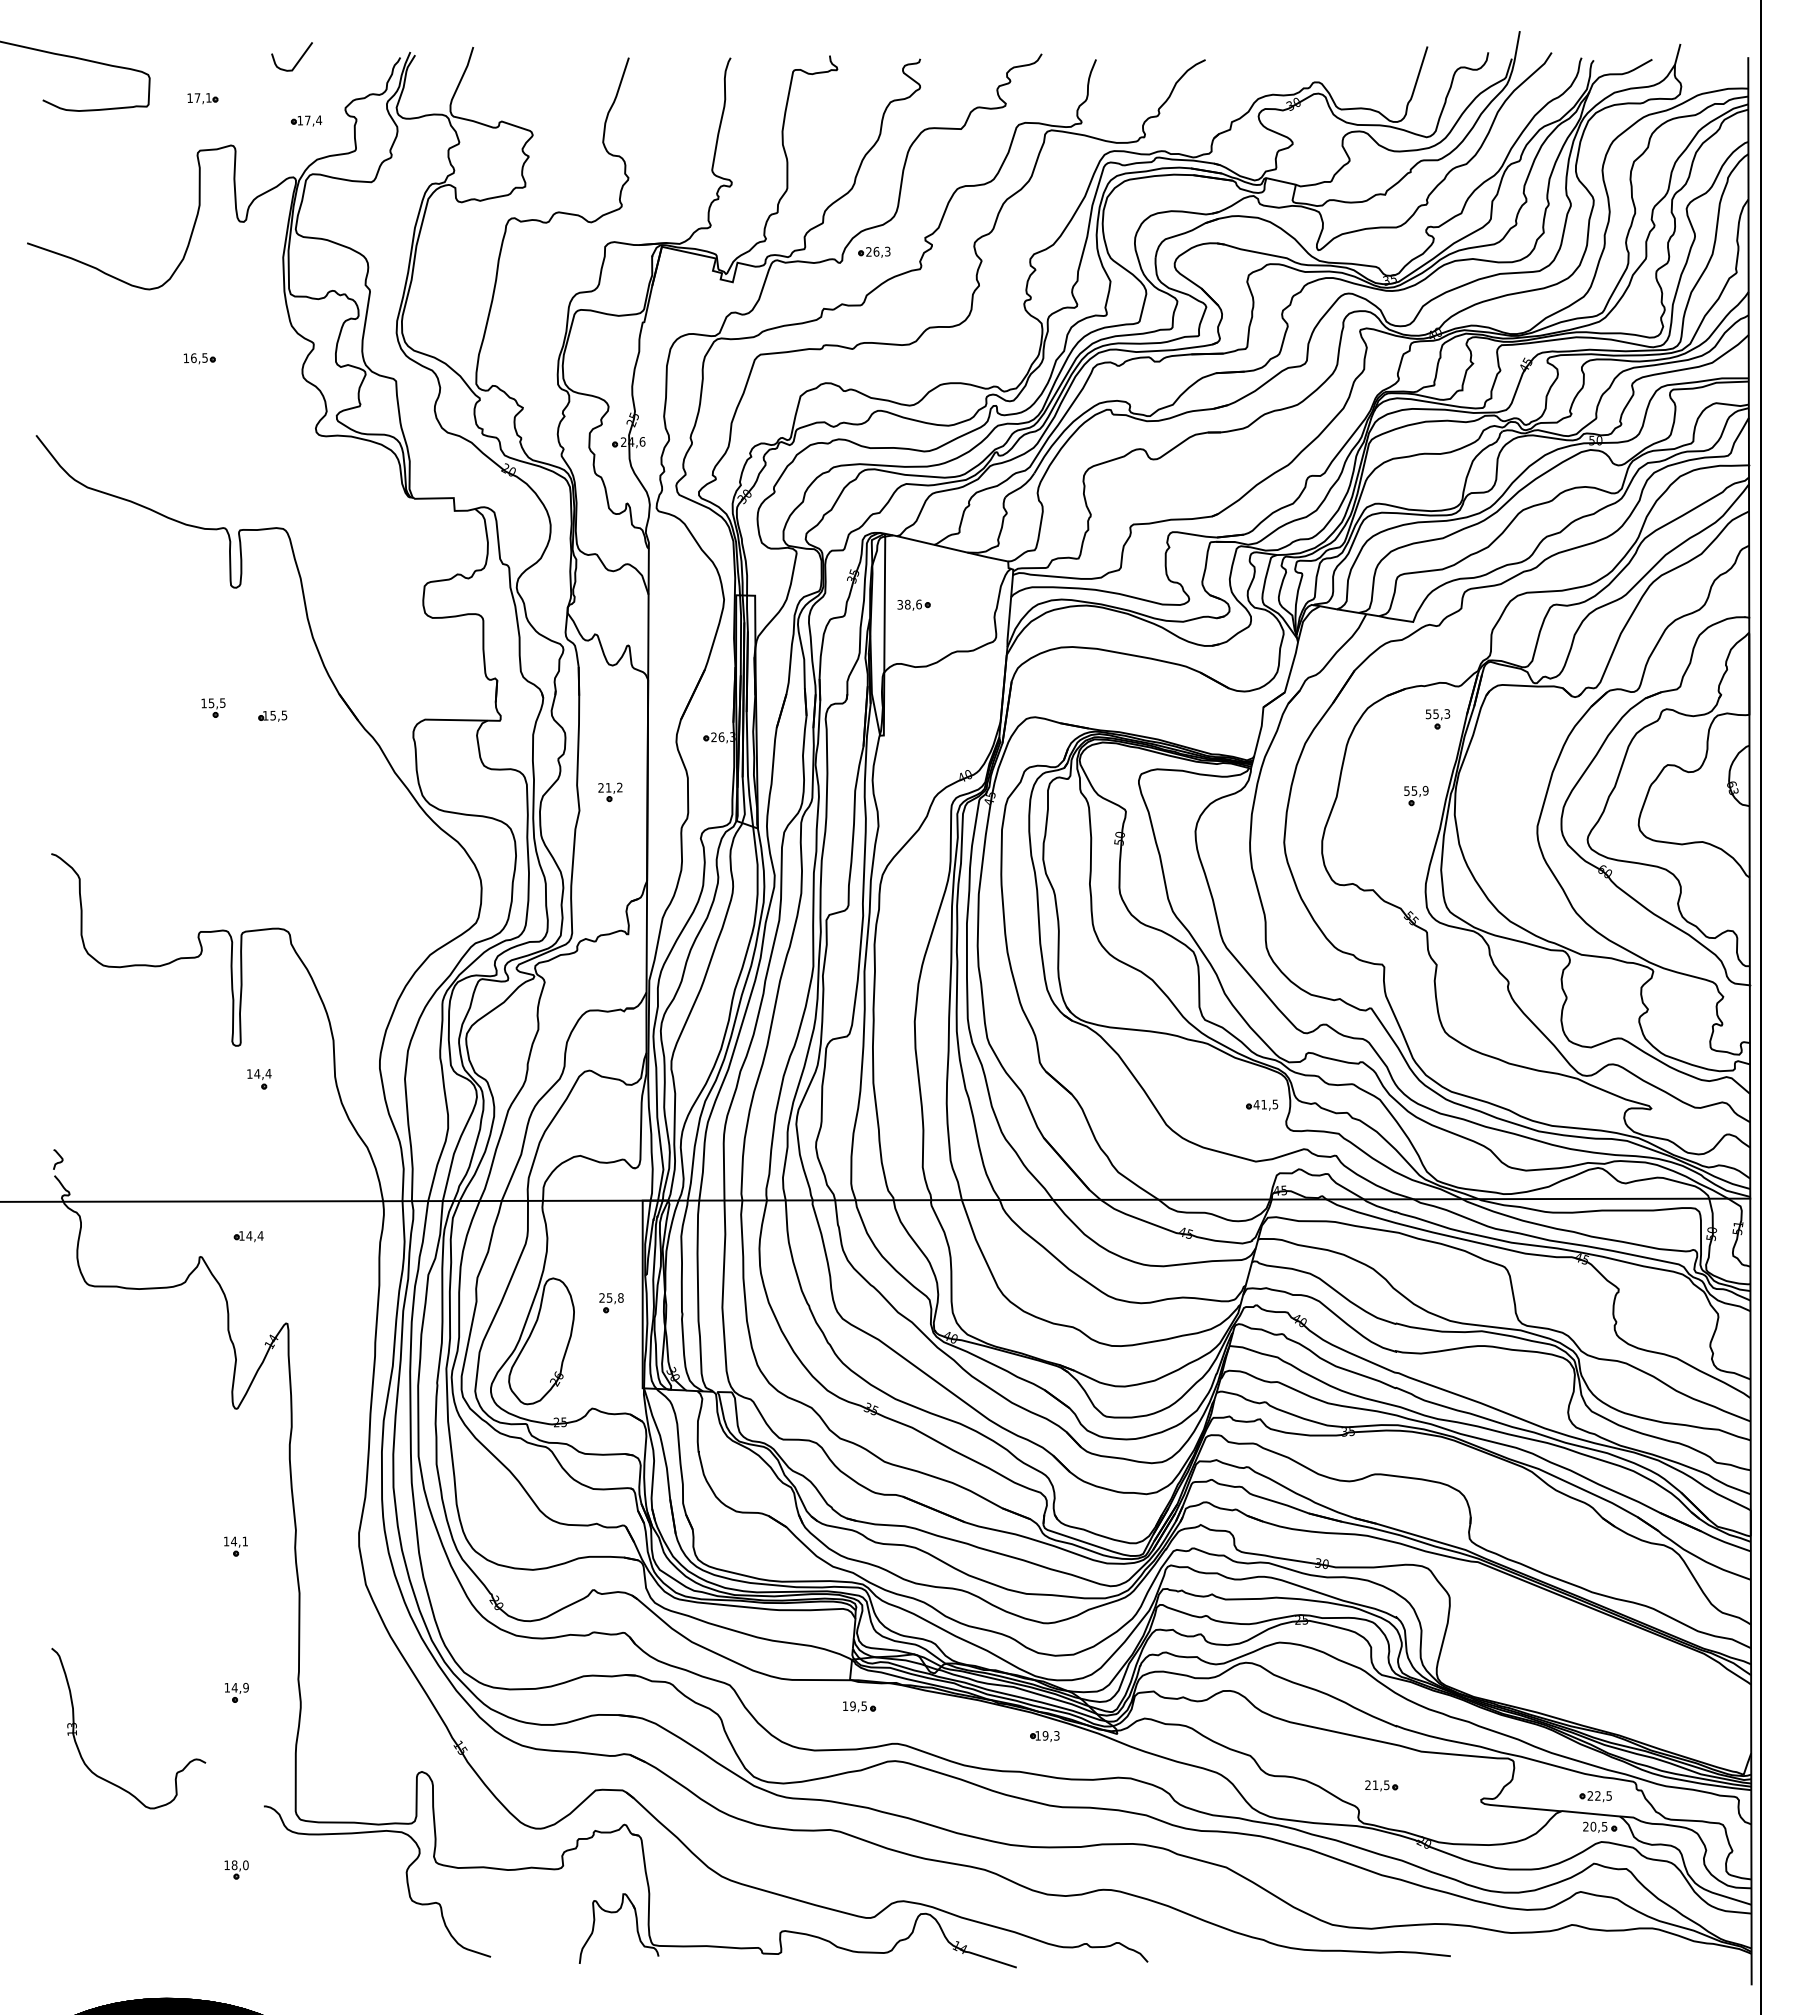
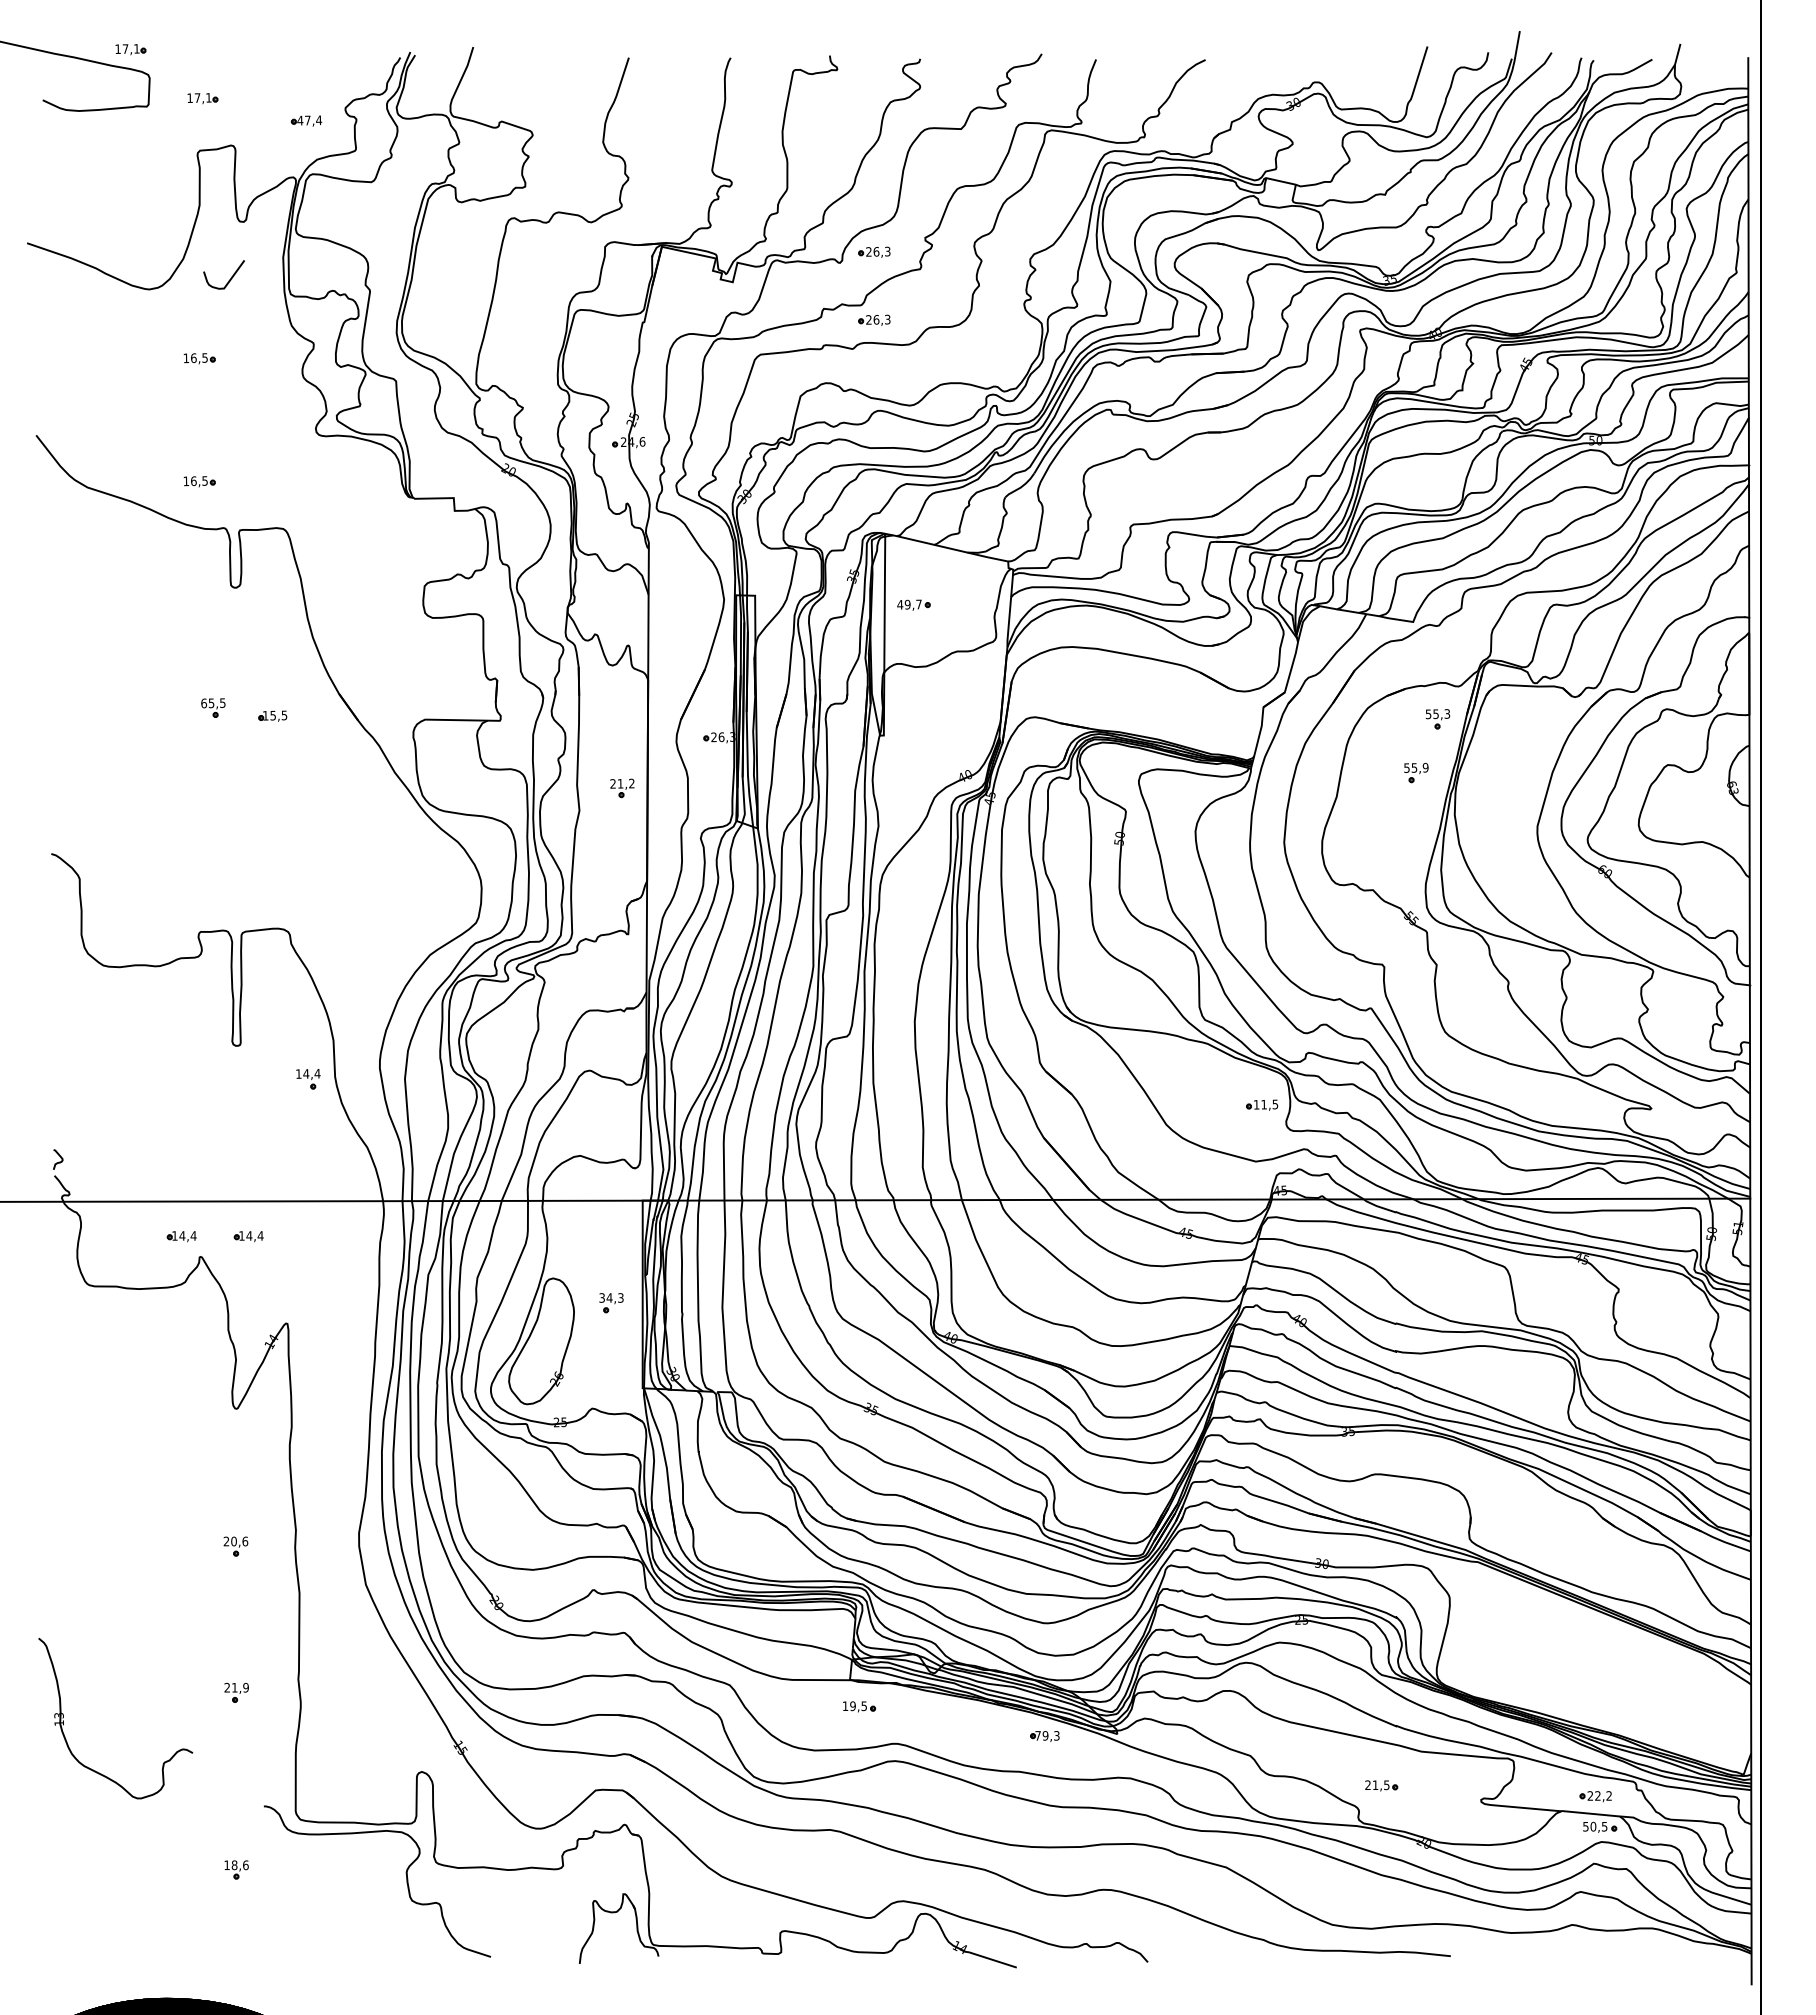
part: none -> present (130, 49)
curve position: (297, 61) -> (229, 279) (229, 279)
text: 17,4 -> 47,4 (300, 120)
part: none -> present (874, 319)
part: none -> present (199, 481)
text: 38,6 -> 49,7 (909, 604)
text: 15,5 -> 65,5 (204, 703)
part position: (610, 792) -> (622, 788) (622, 788)
part position: (1416, 795) -> (1416, 772) (1416, 772)
part position: (259, 1079) -> (308, 1079) (308, 1079)
text: 41,5 -> 11,5 (1256, 1104)
part: none -> present (181, 1236)
text: 25,8 -> 34,3 (611, 1297)
text: 14,1 -> 20,6 (235, 1541)
text: 14,9 -> 21,9 (230, 1687)
part position: (76, 1728) -> (63, 1718) (63, 1718)
text: 19,3 -> 79,3 (1037, 1735)
text: 22,5 -> 22,2 (1608, 1795)
text: 20,5 -> 50,5 (1585, 1826)
text: 18,0 -> 18,6 (245, 1864)
